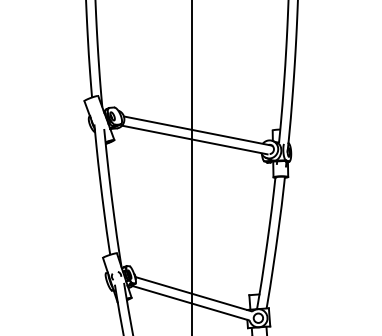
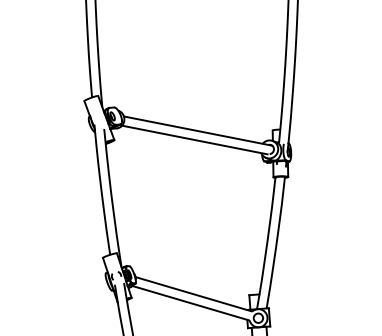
line: present -> none (191, 167)
